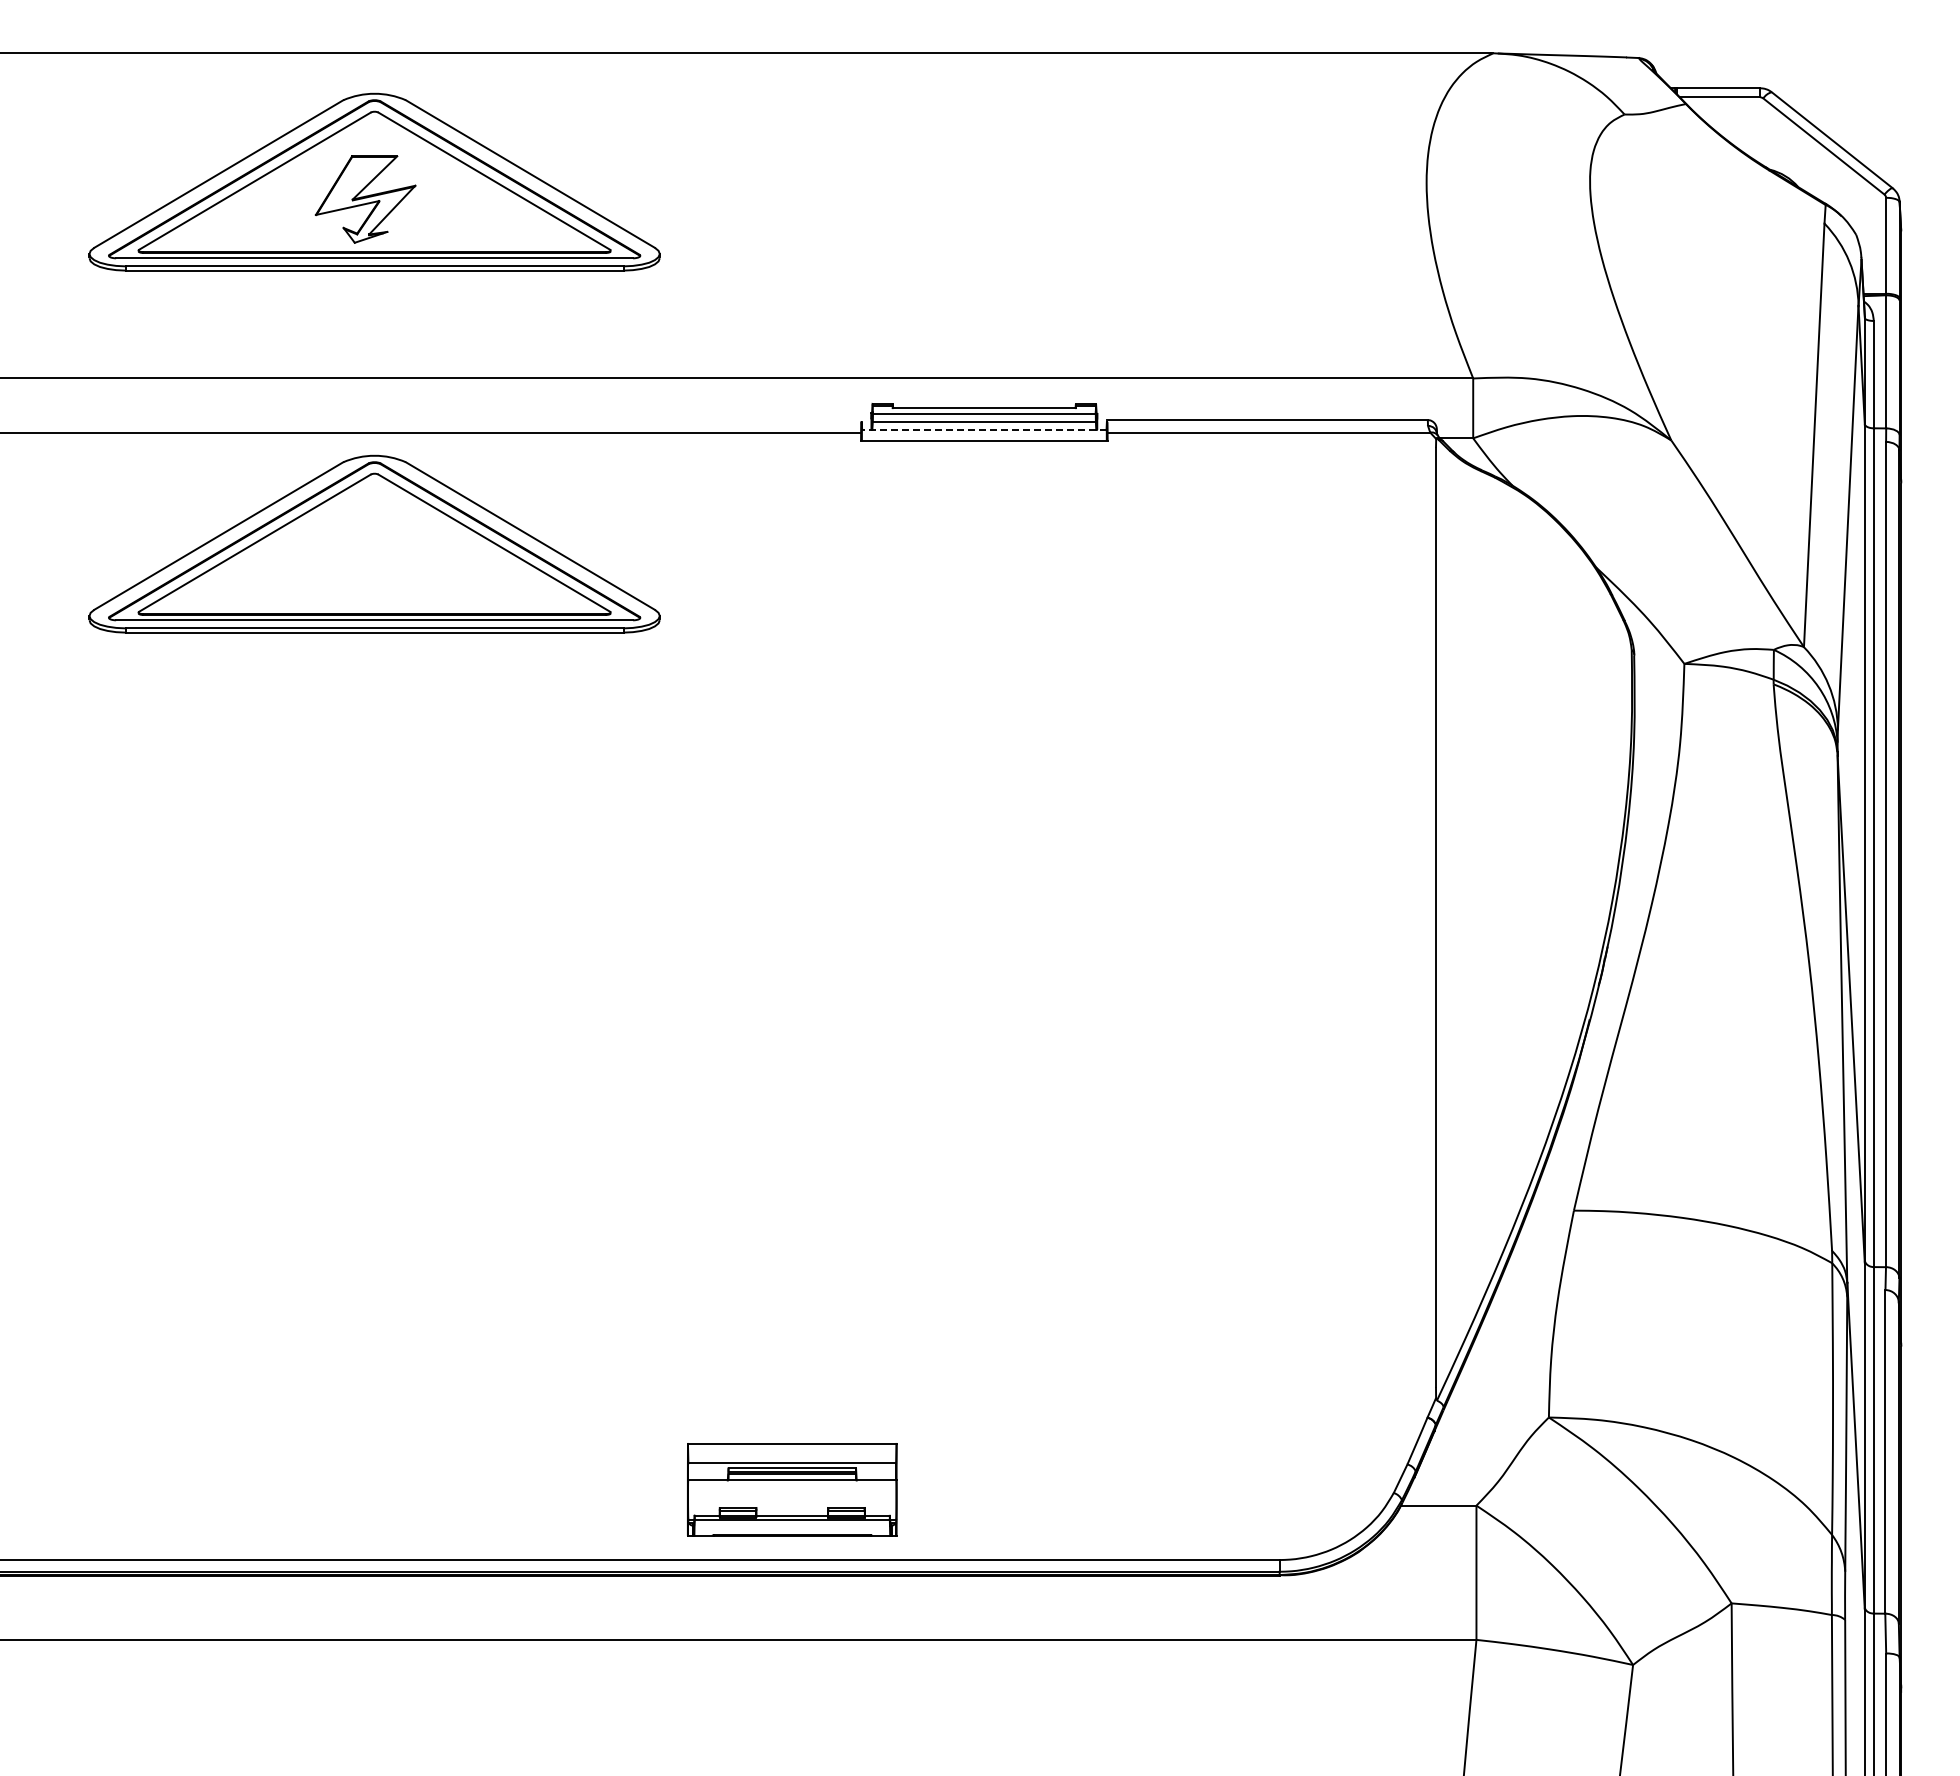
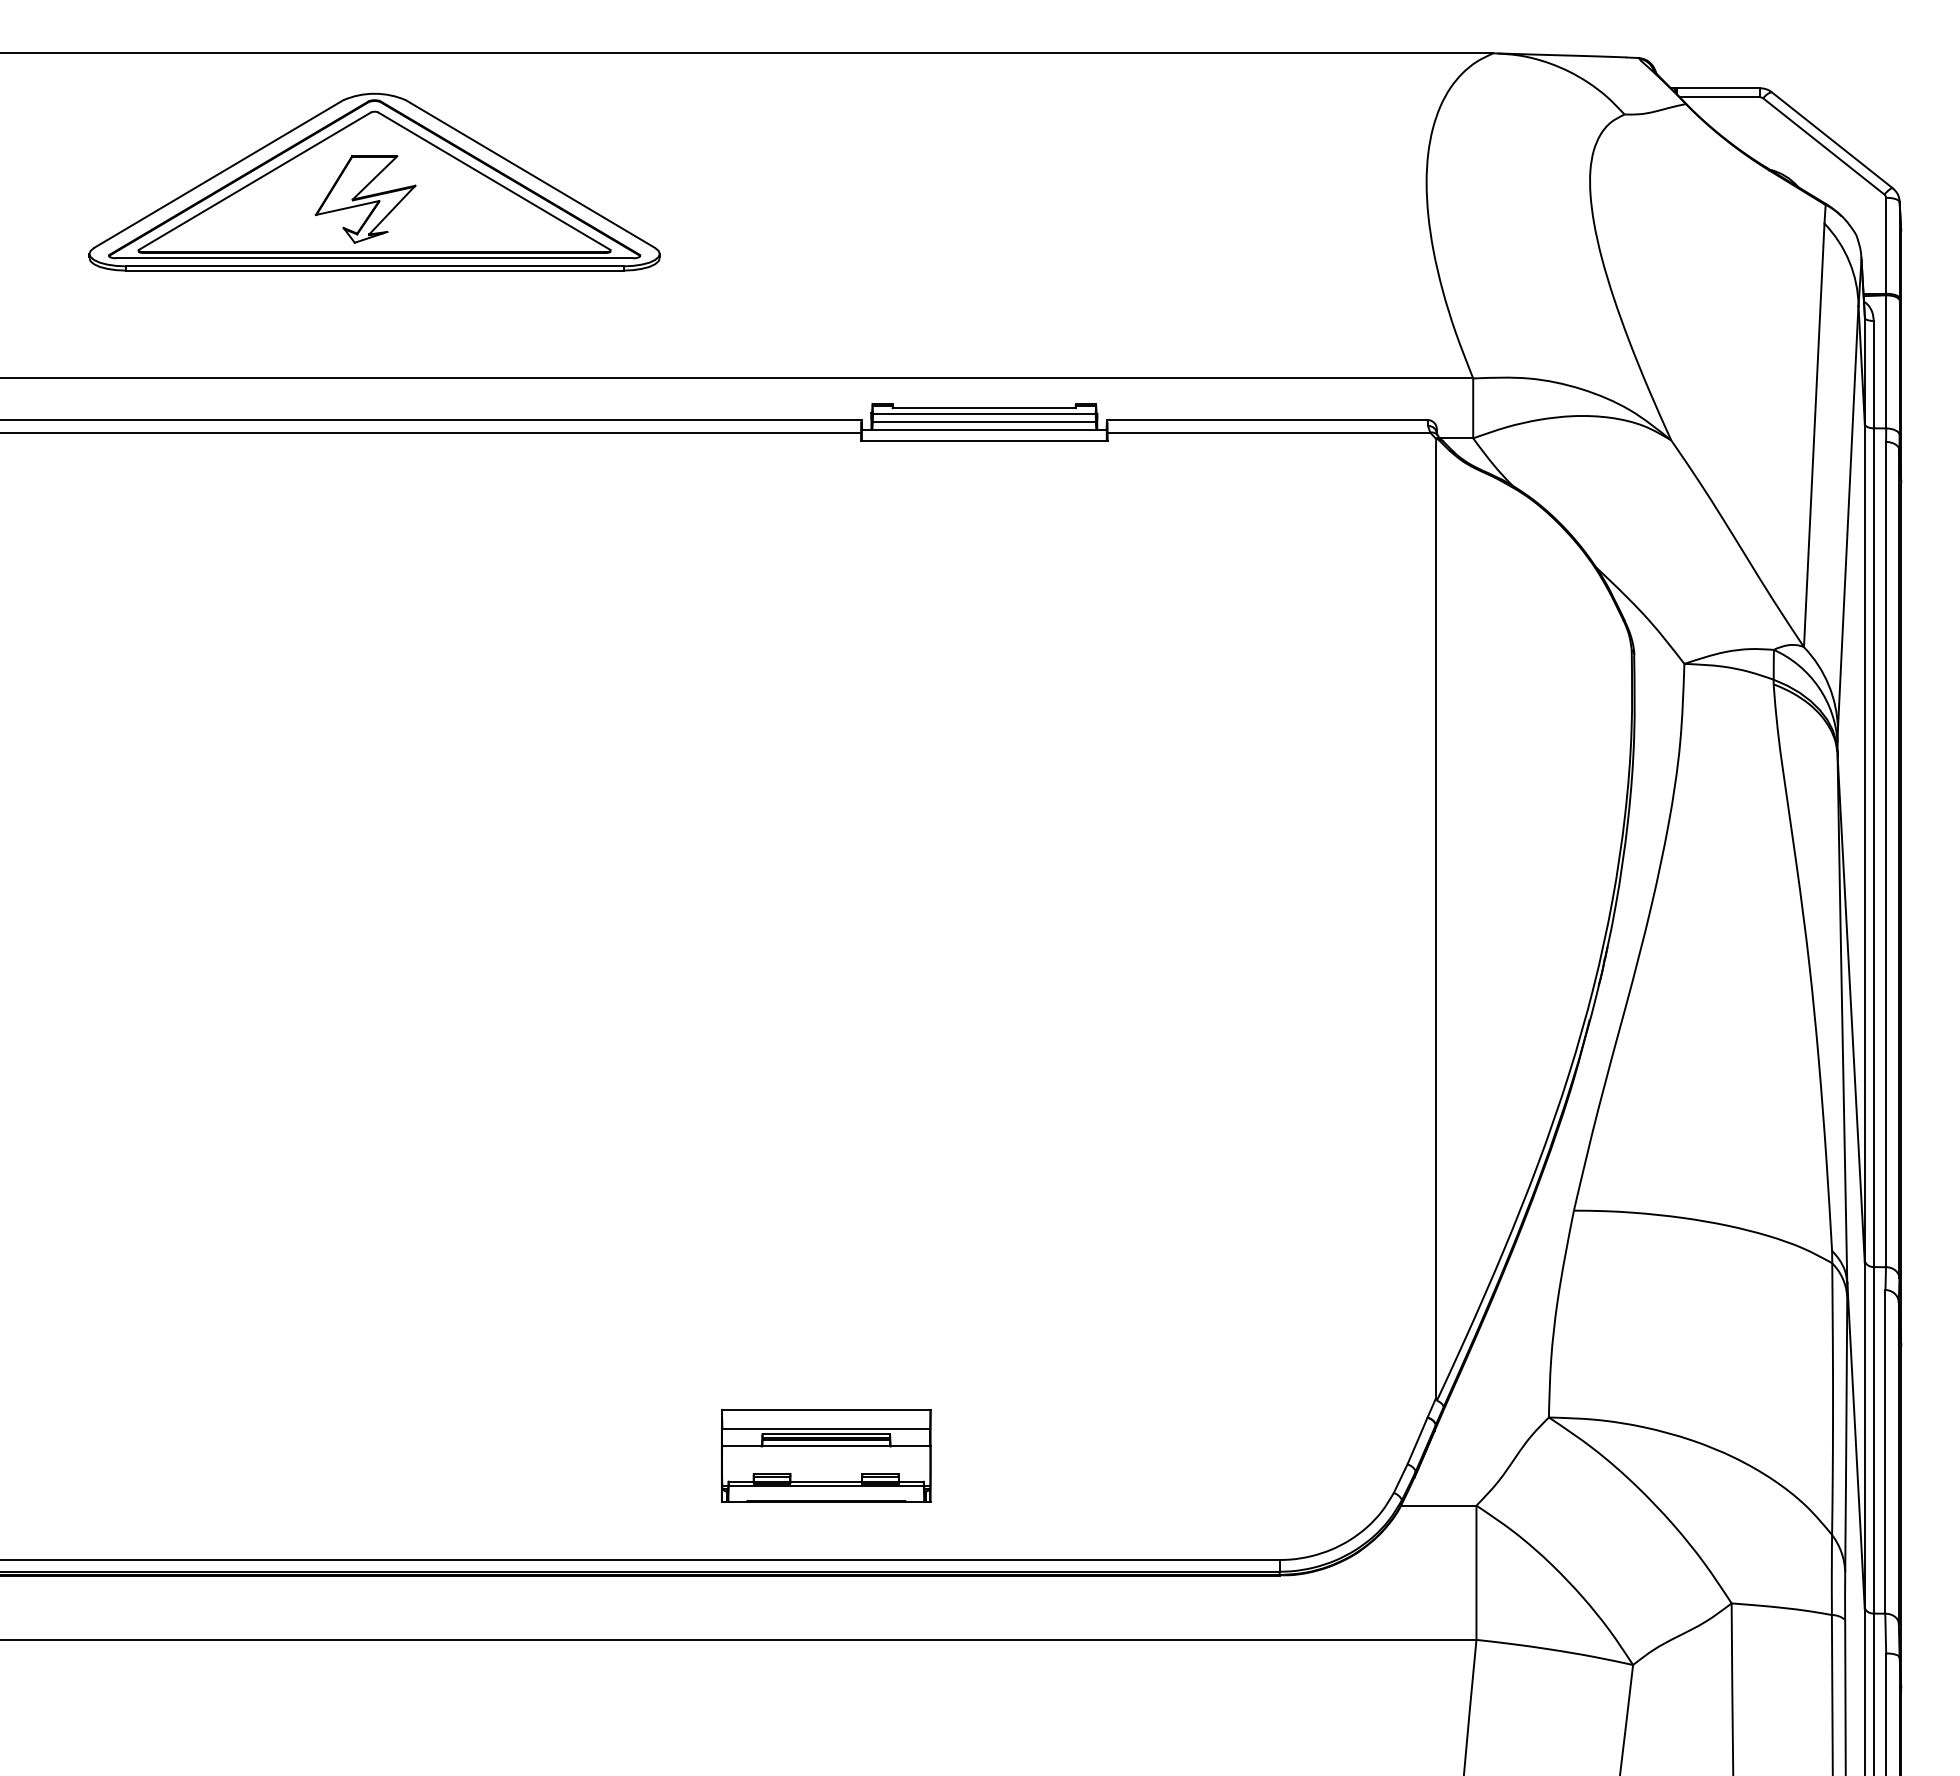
line: none -> present (431, 420)
line: dashed -> solid (983, 429)
part: present -> none (374, 543)
part position: (792, 1489) -> (826, 1455) (826, 1455)
